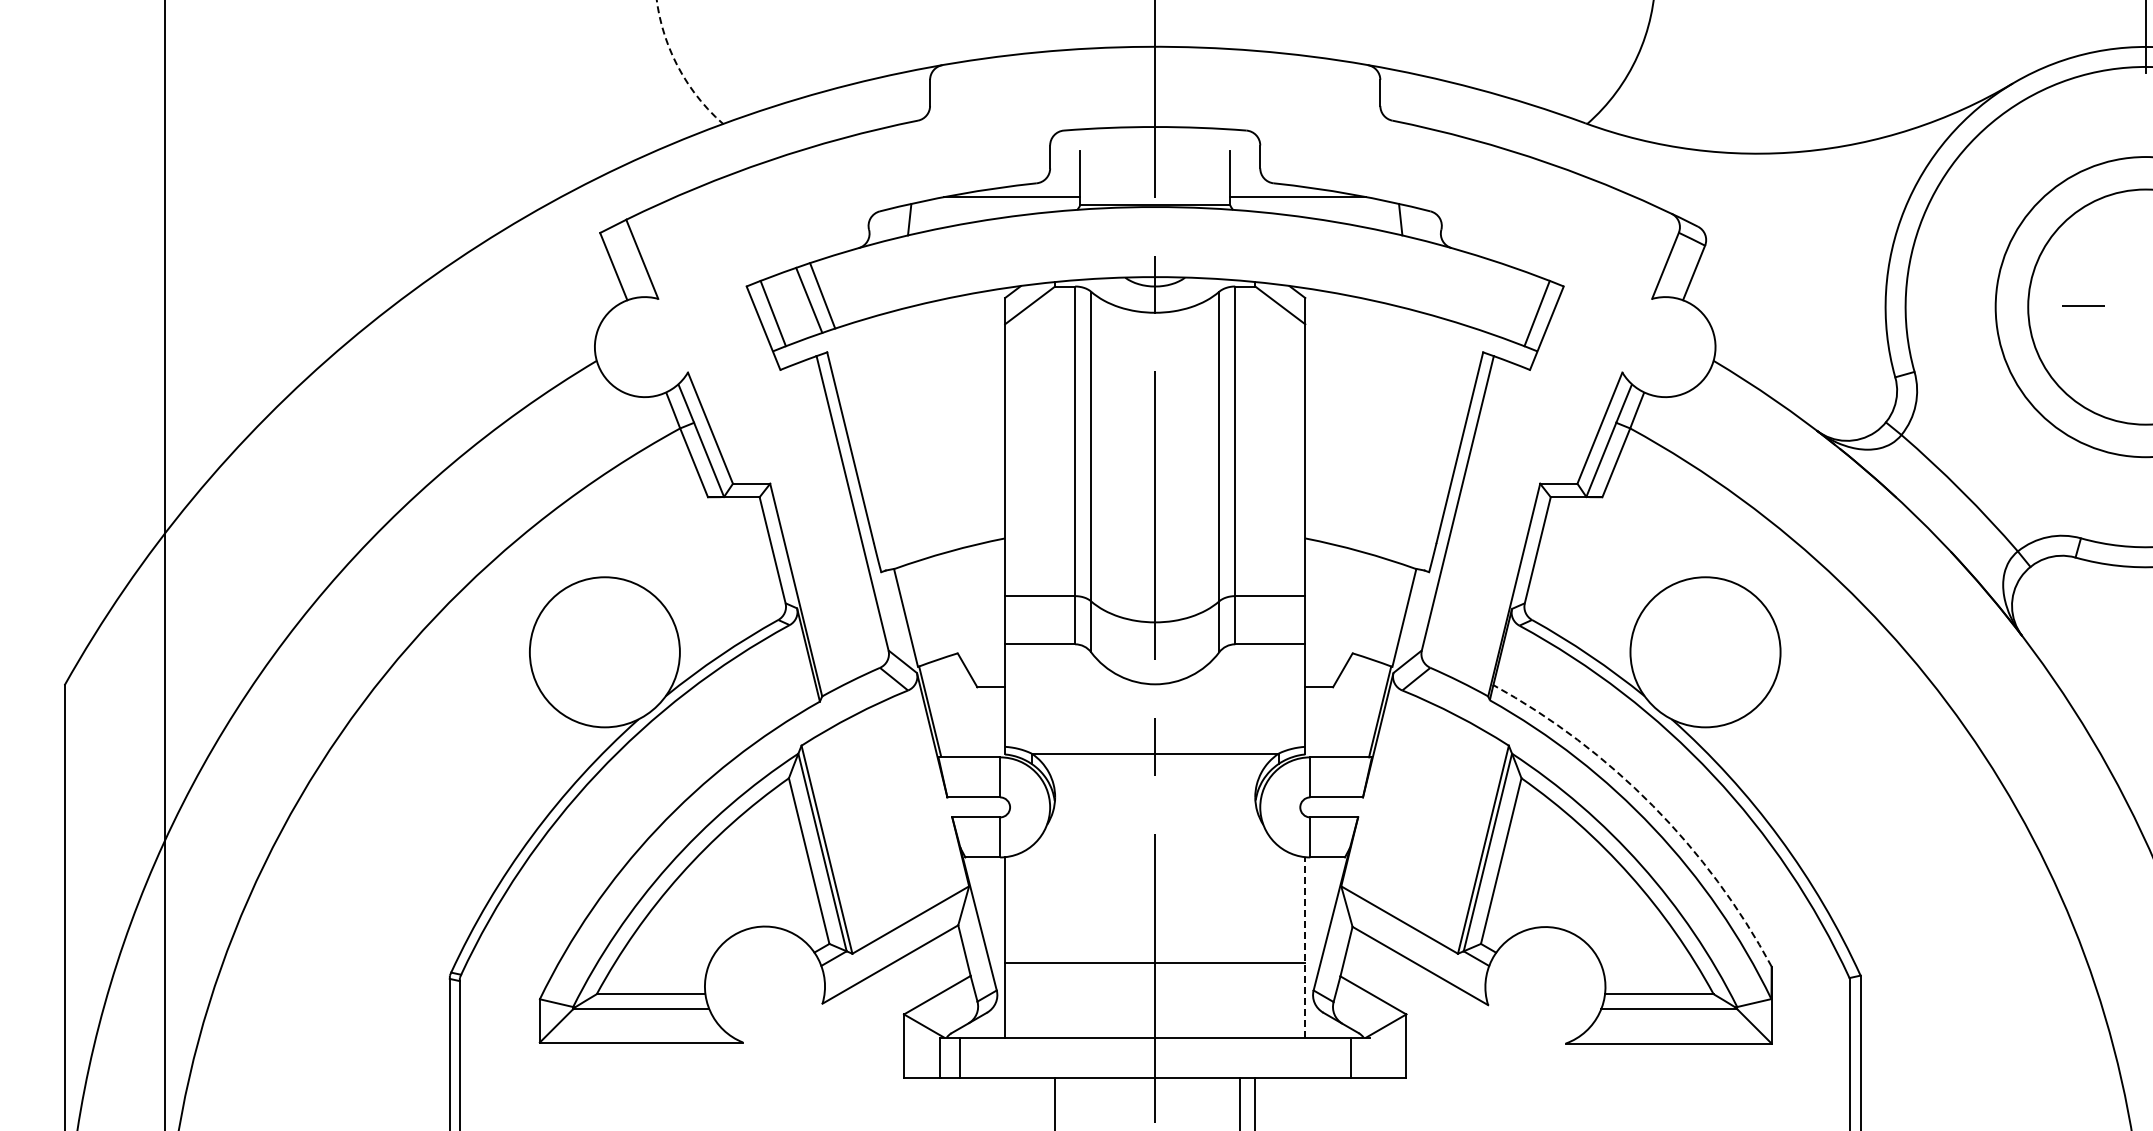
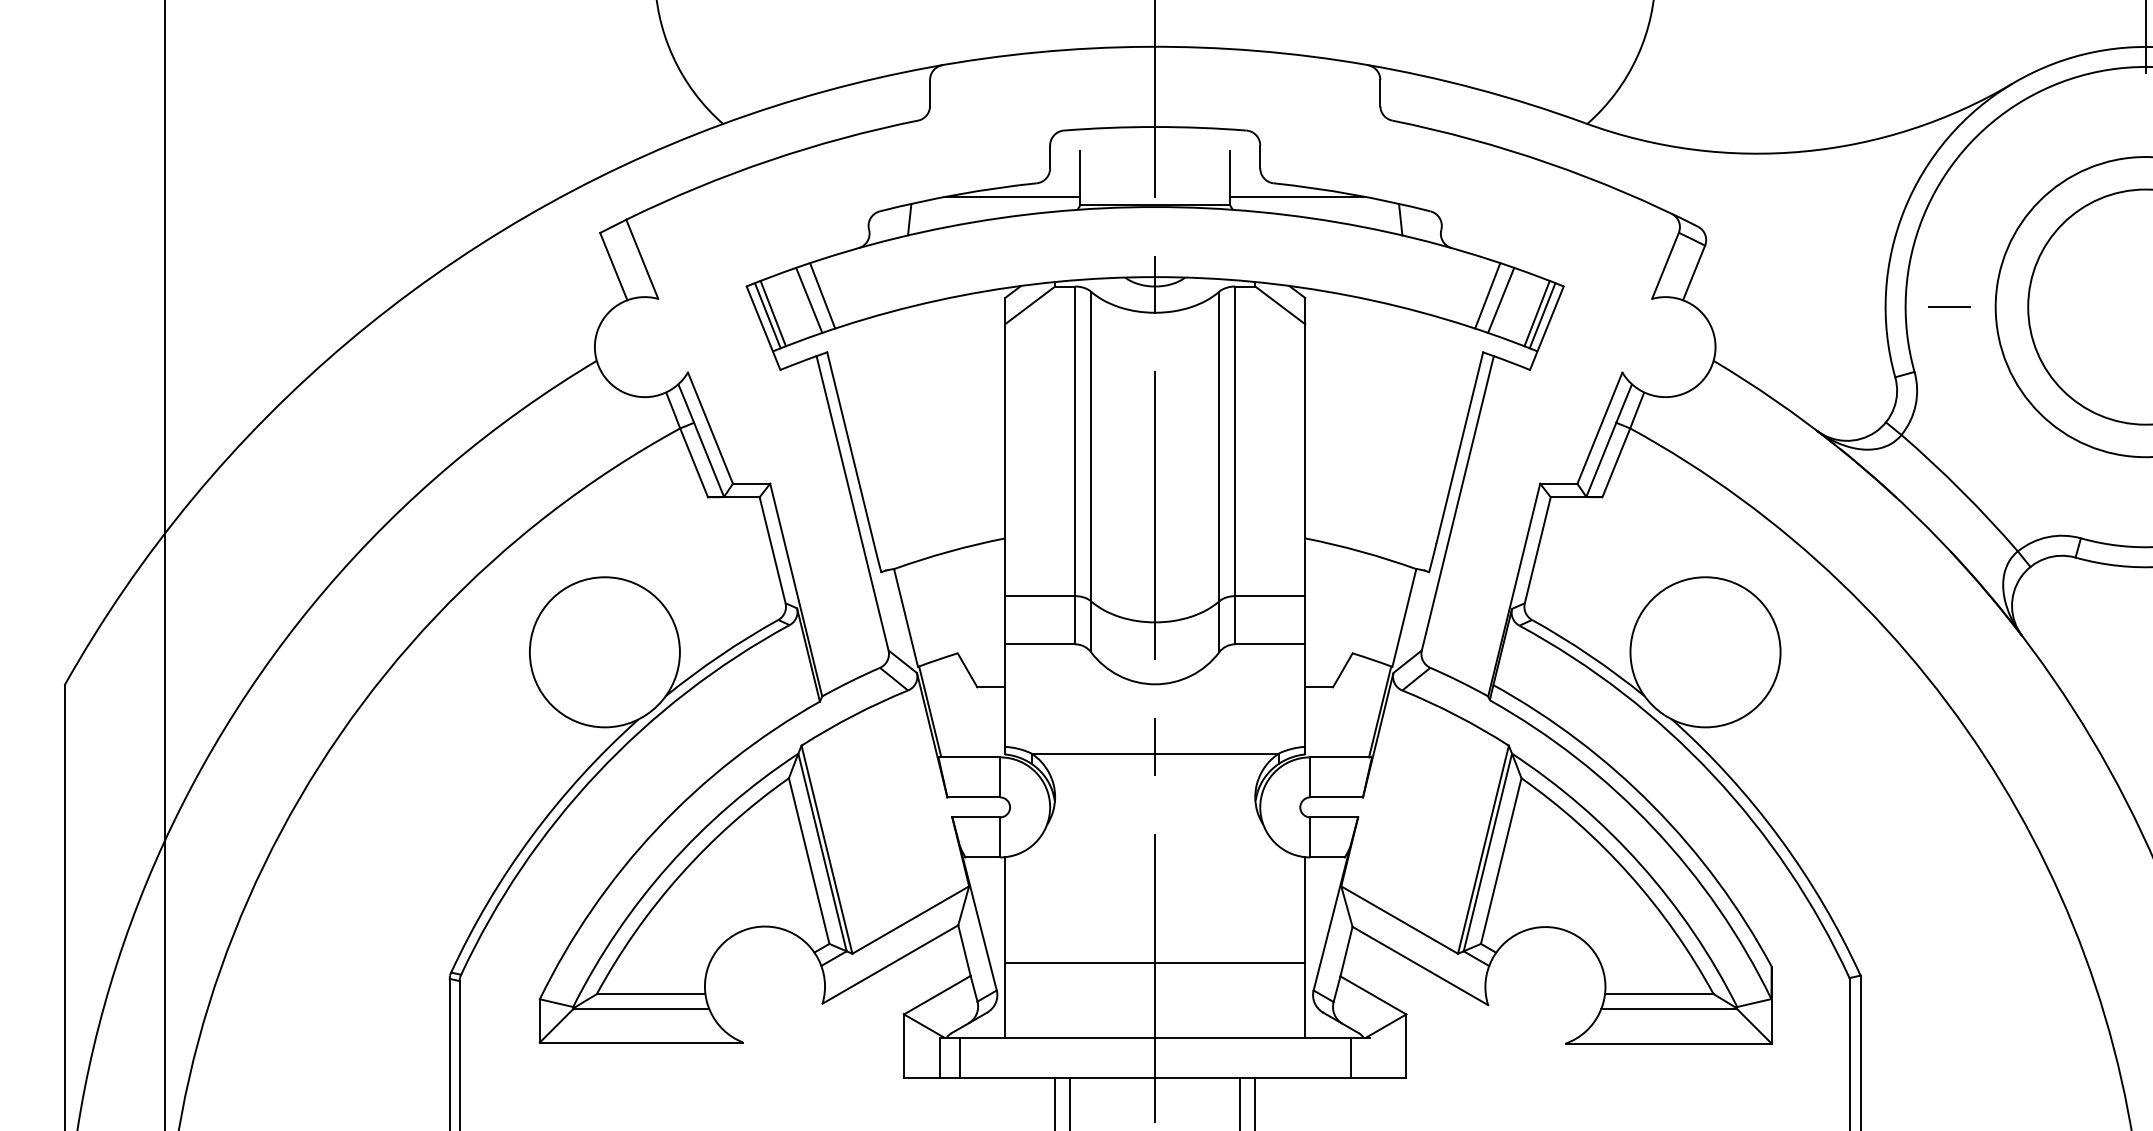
arc: dashed -> solid (679, 68)
line: none -> present (1487, 295)
line: none -> present (1501, 299)
line position: (2083, 305) -> (1949, 306) (1949, 306)
line: none -> present (767, 315)
line: none -> present (1542, 315)
arc: dashed -> solid (1652, 805)
line: dashed -> solid (1305, 946)
line: none -> present (1070, 1102)
